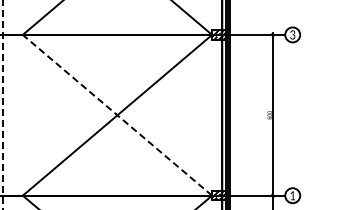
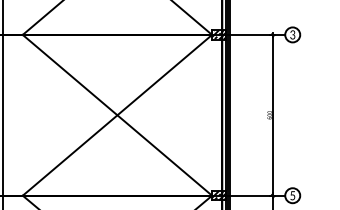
line: dashed -> solid (2, 104)
line: dashed -> solid (117, 114)
text: 1 -> 5 (292, 195)
